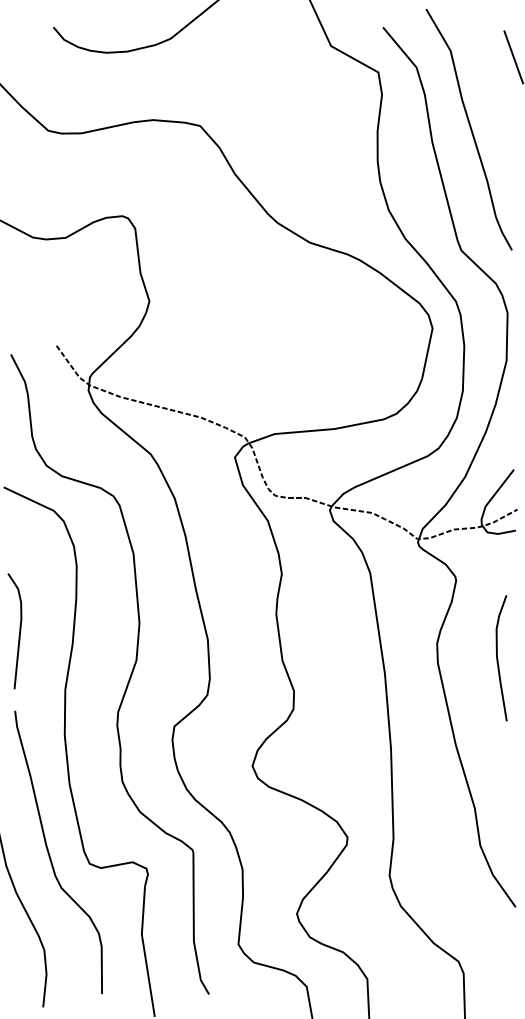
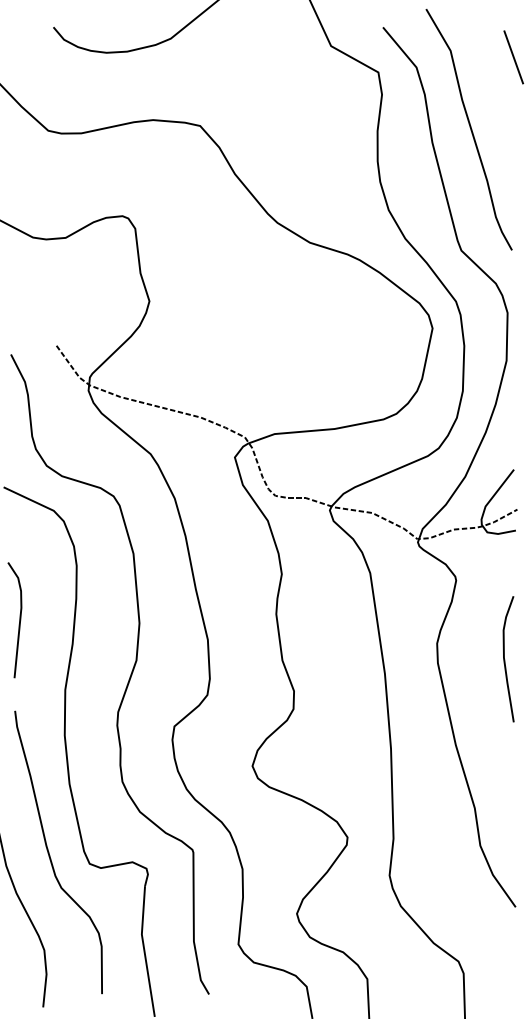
line position: (19, 631) -> (19, 620) (19, 620)
curve position: (498, 658) -> (505, 659) (505, 659)
